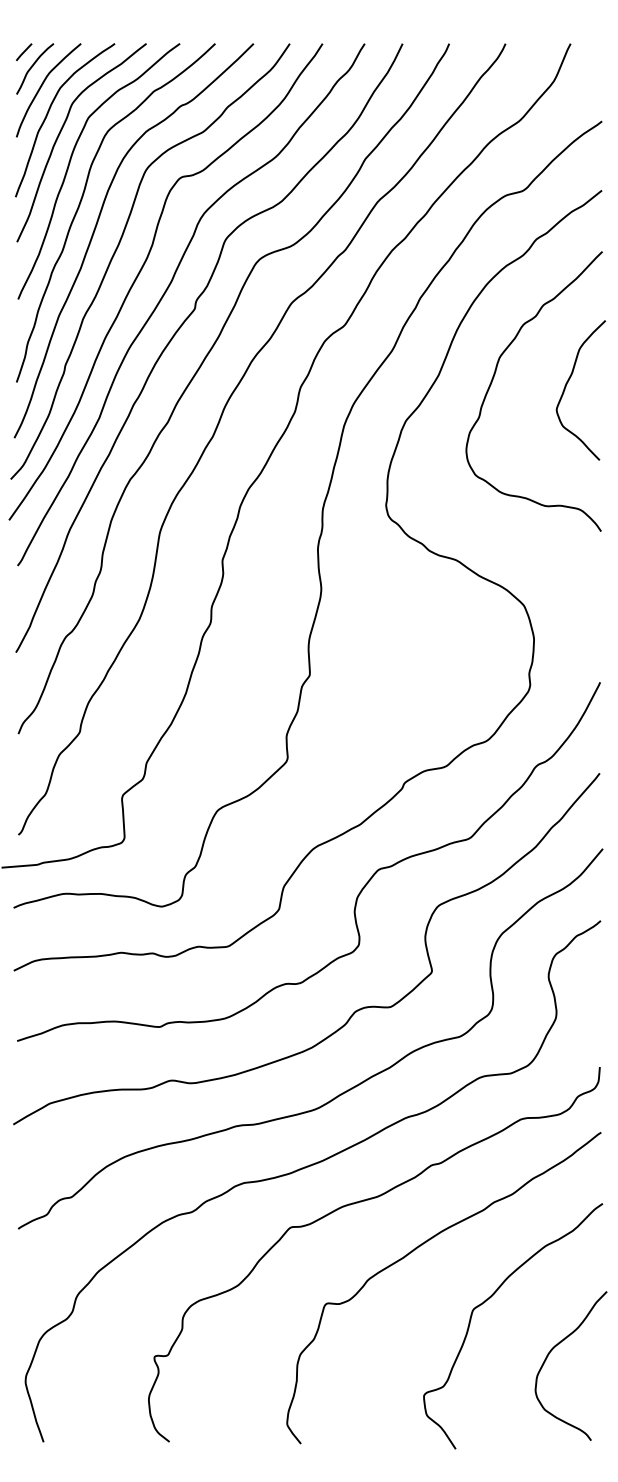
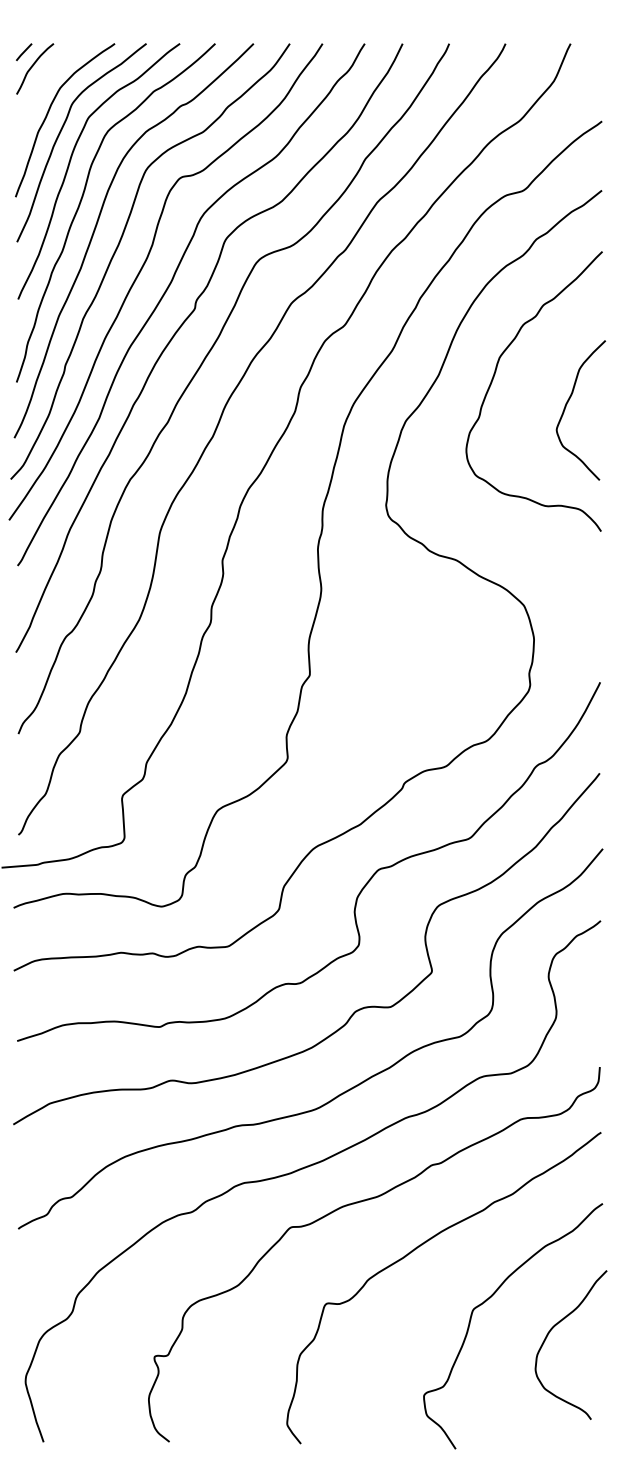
curve: present -> none (42, 86)
curve position: (567, 384) -> (567, 404) (567, 404)
curve position: (550, 1353) -> (550, 1332) (550, 1332)
